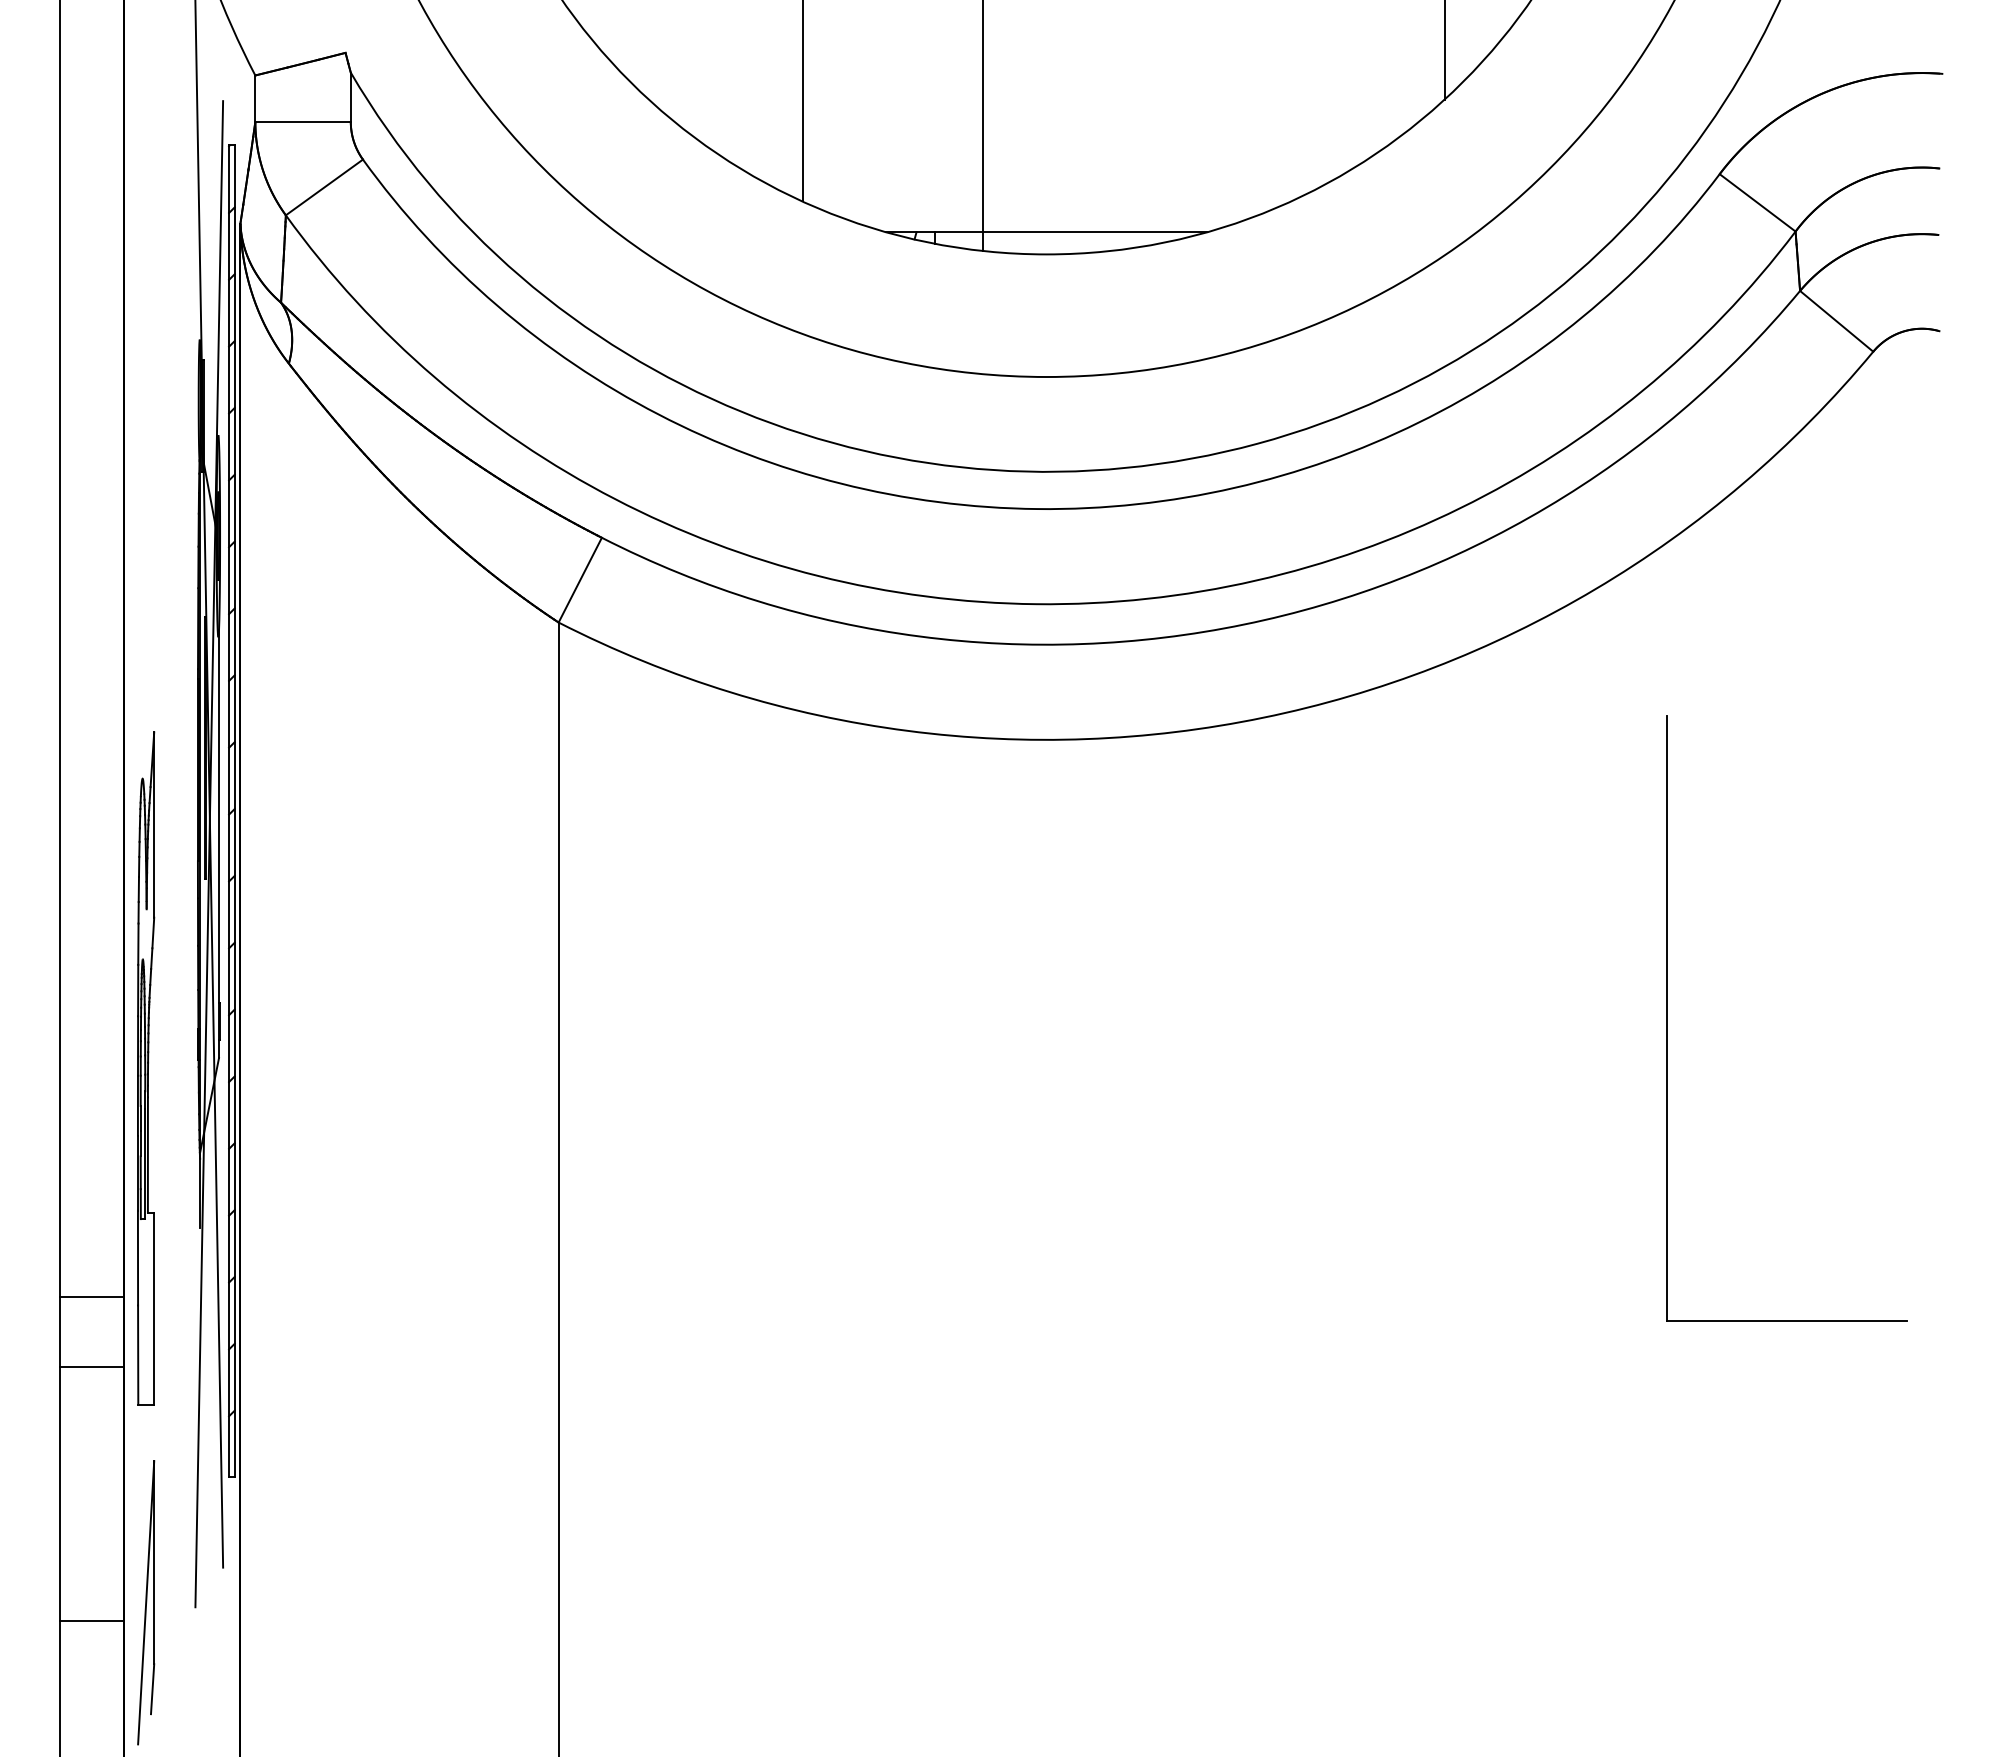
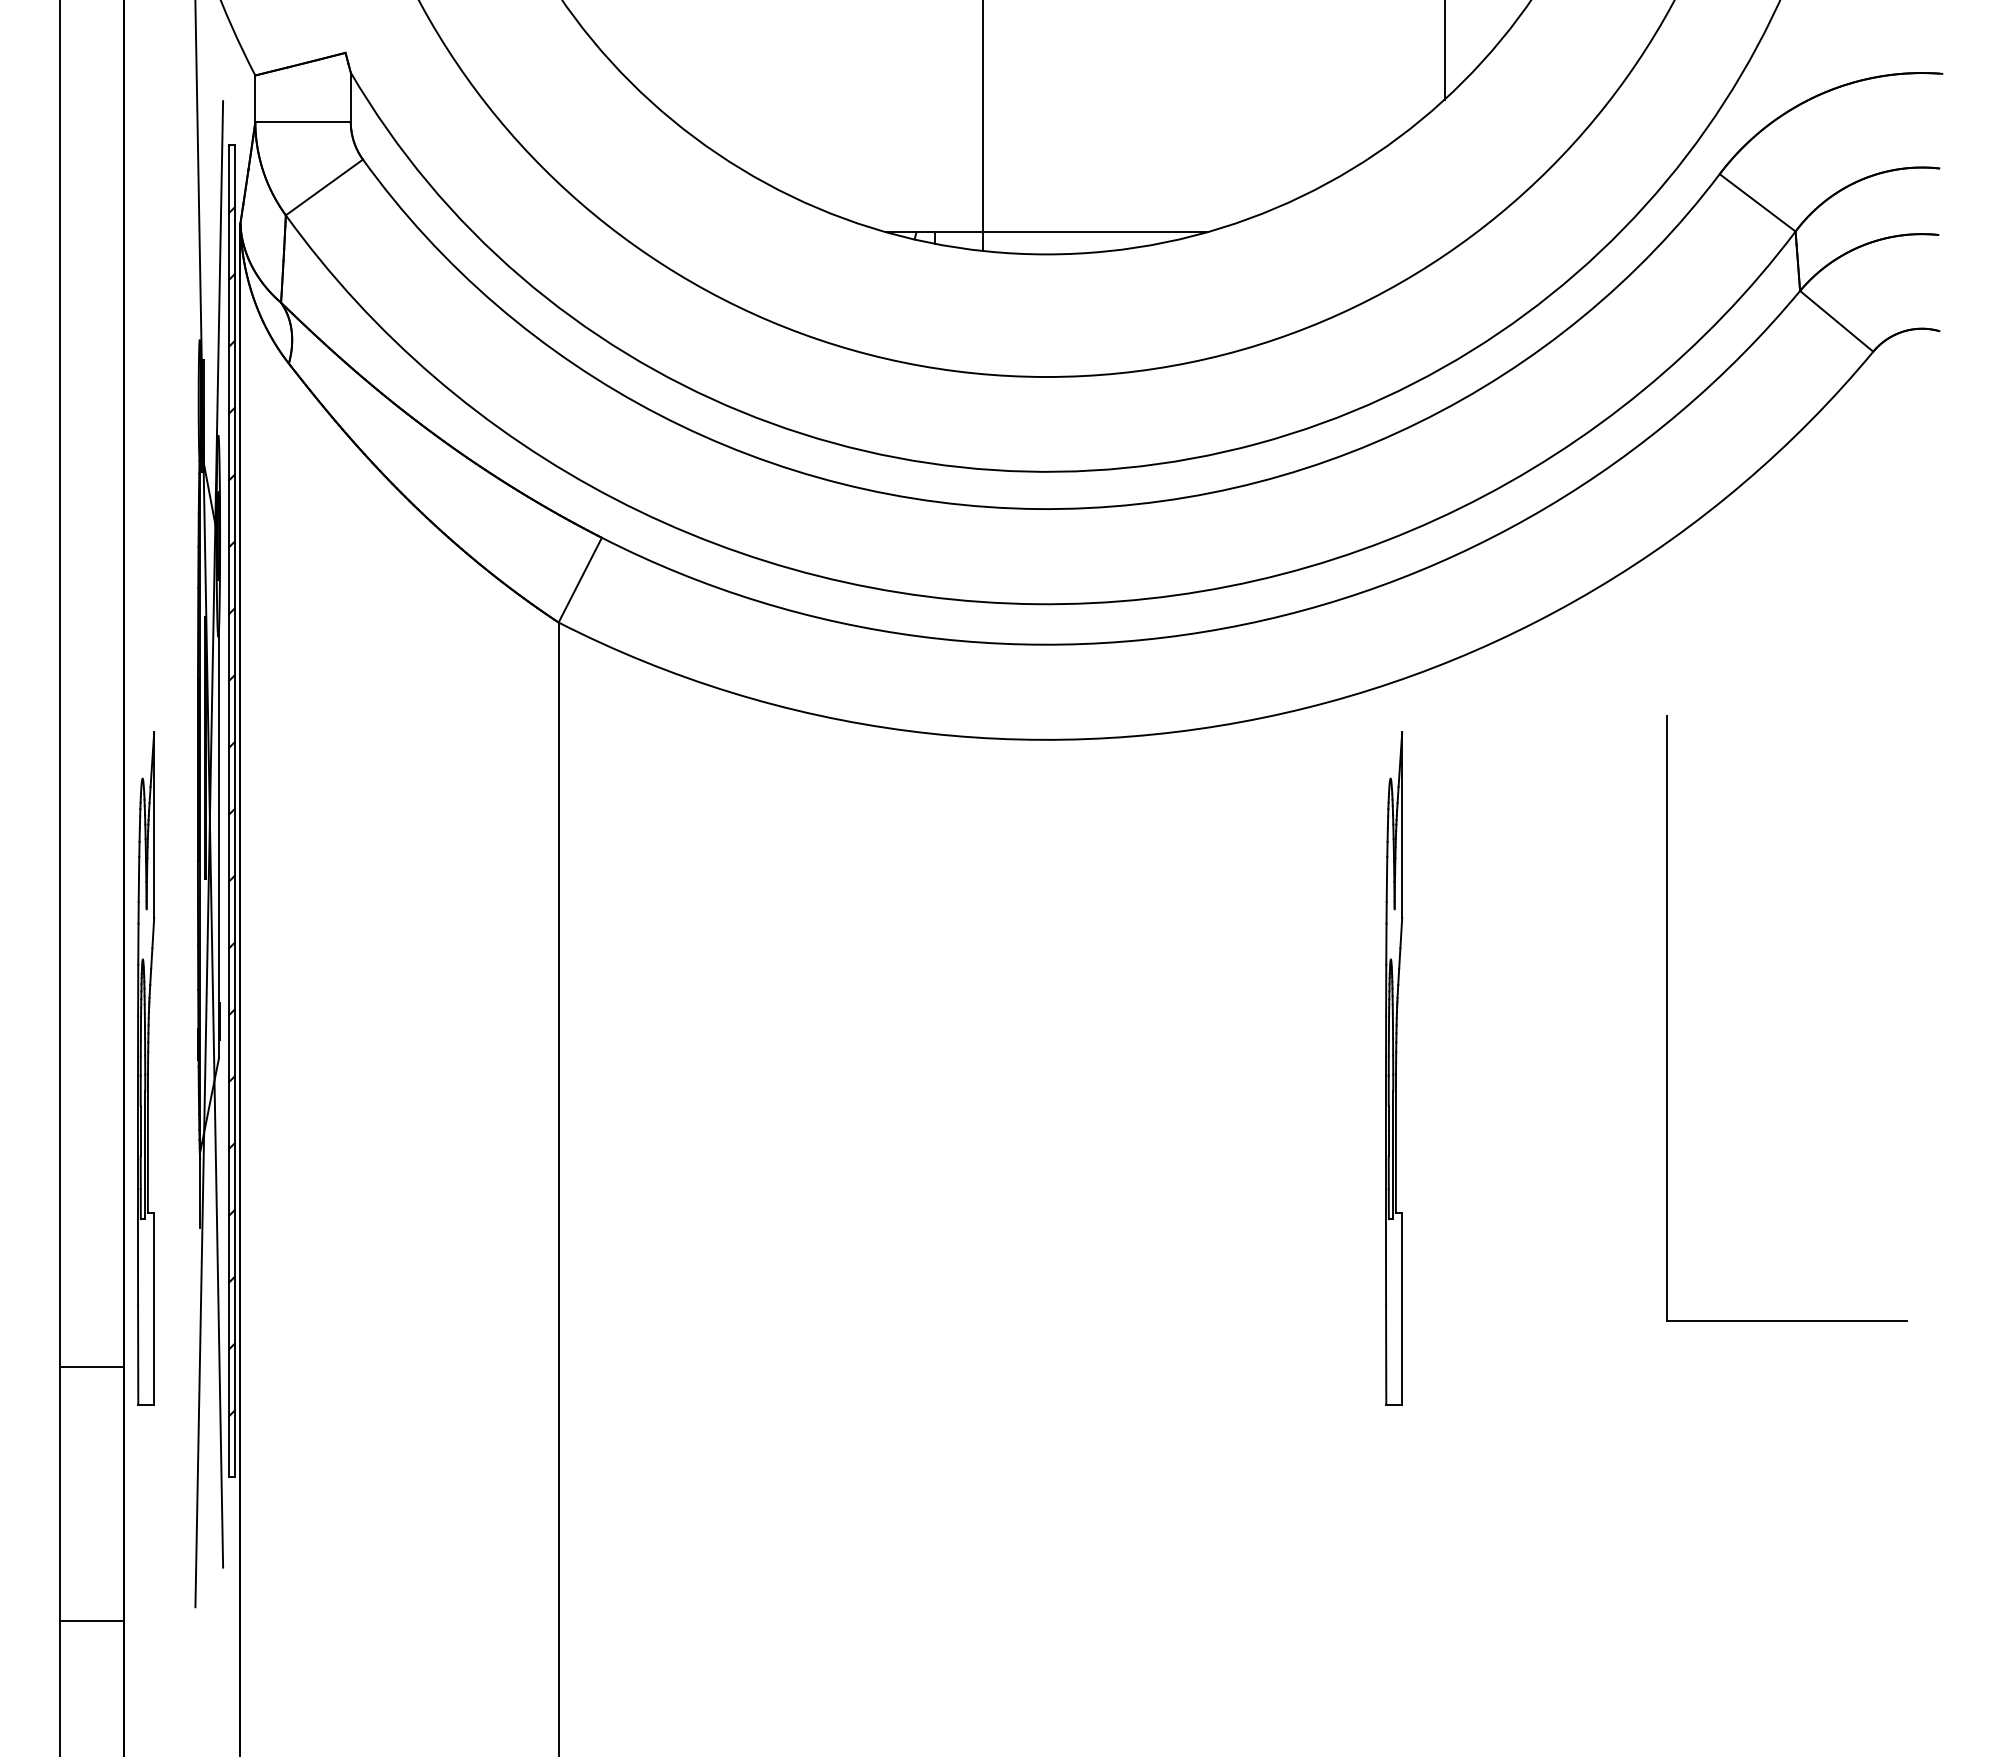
line: present -> none (802, 101)
part: none -> present (1394, 1068)
line: present -> none (91, 1296)
part: present -> none (146, 1602)
